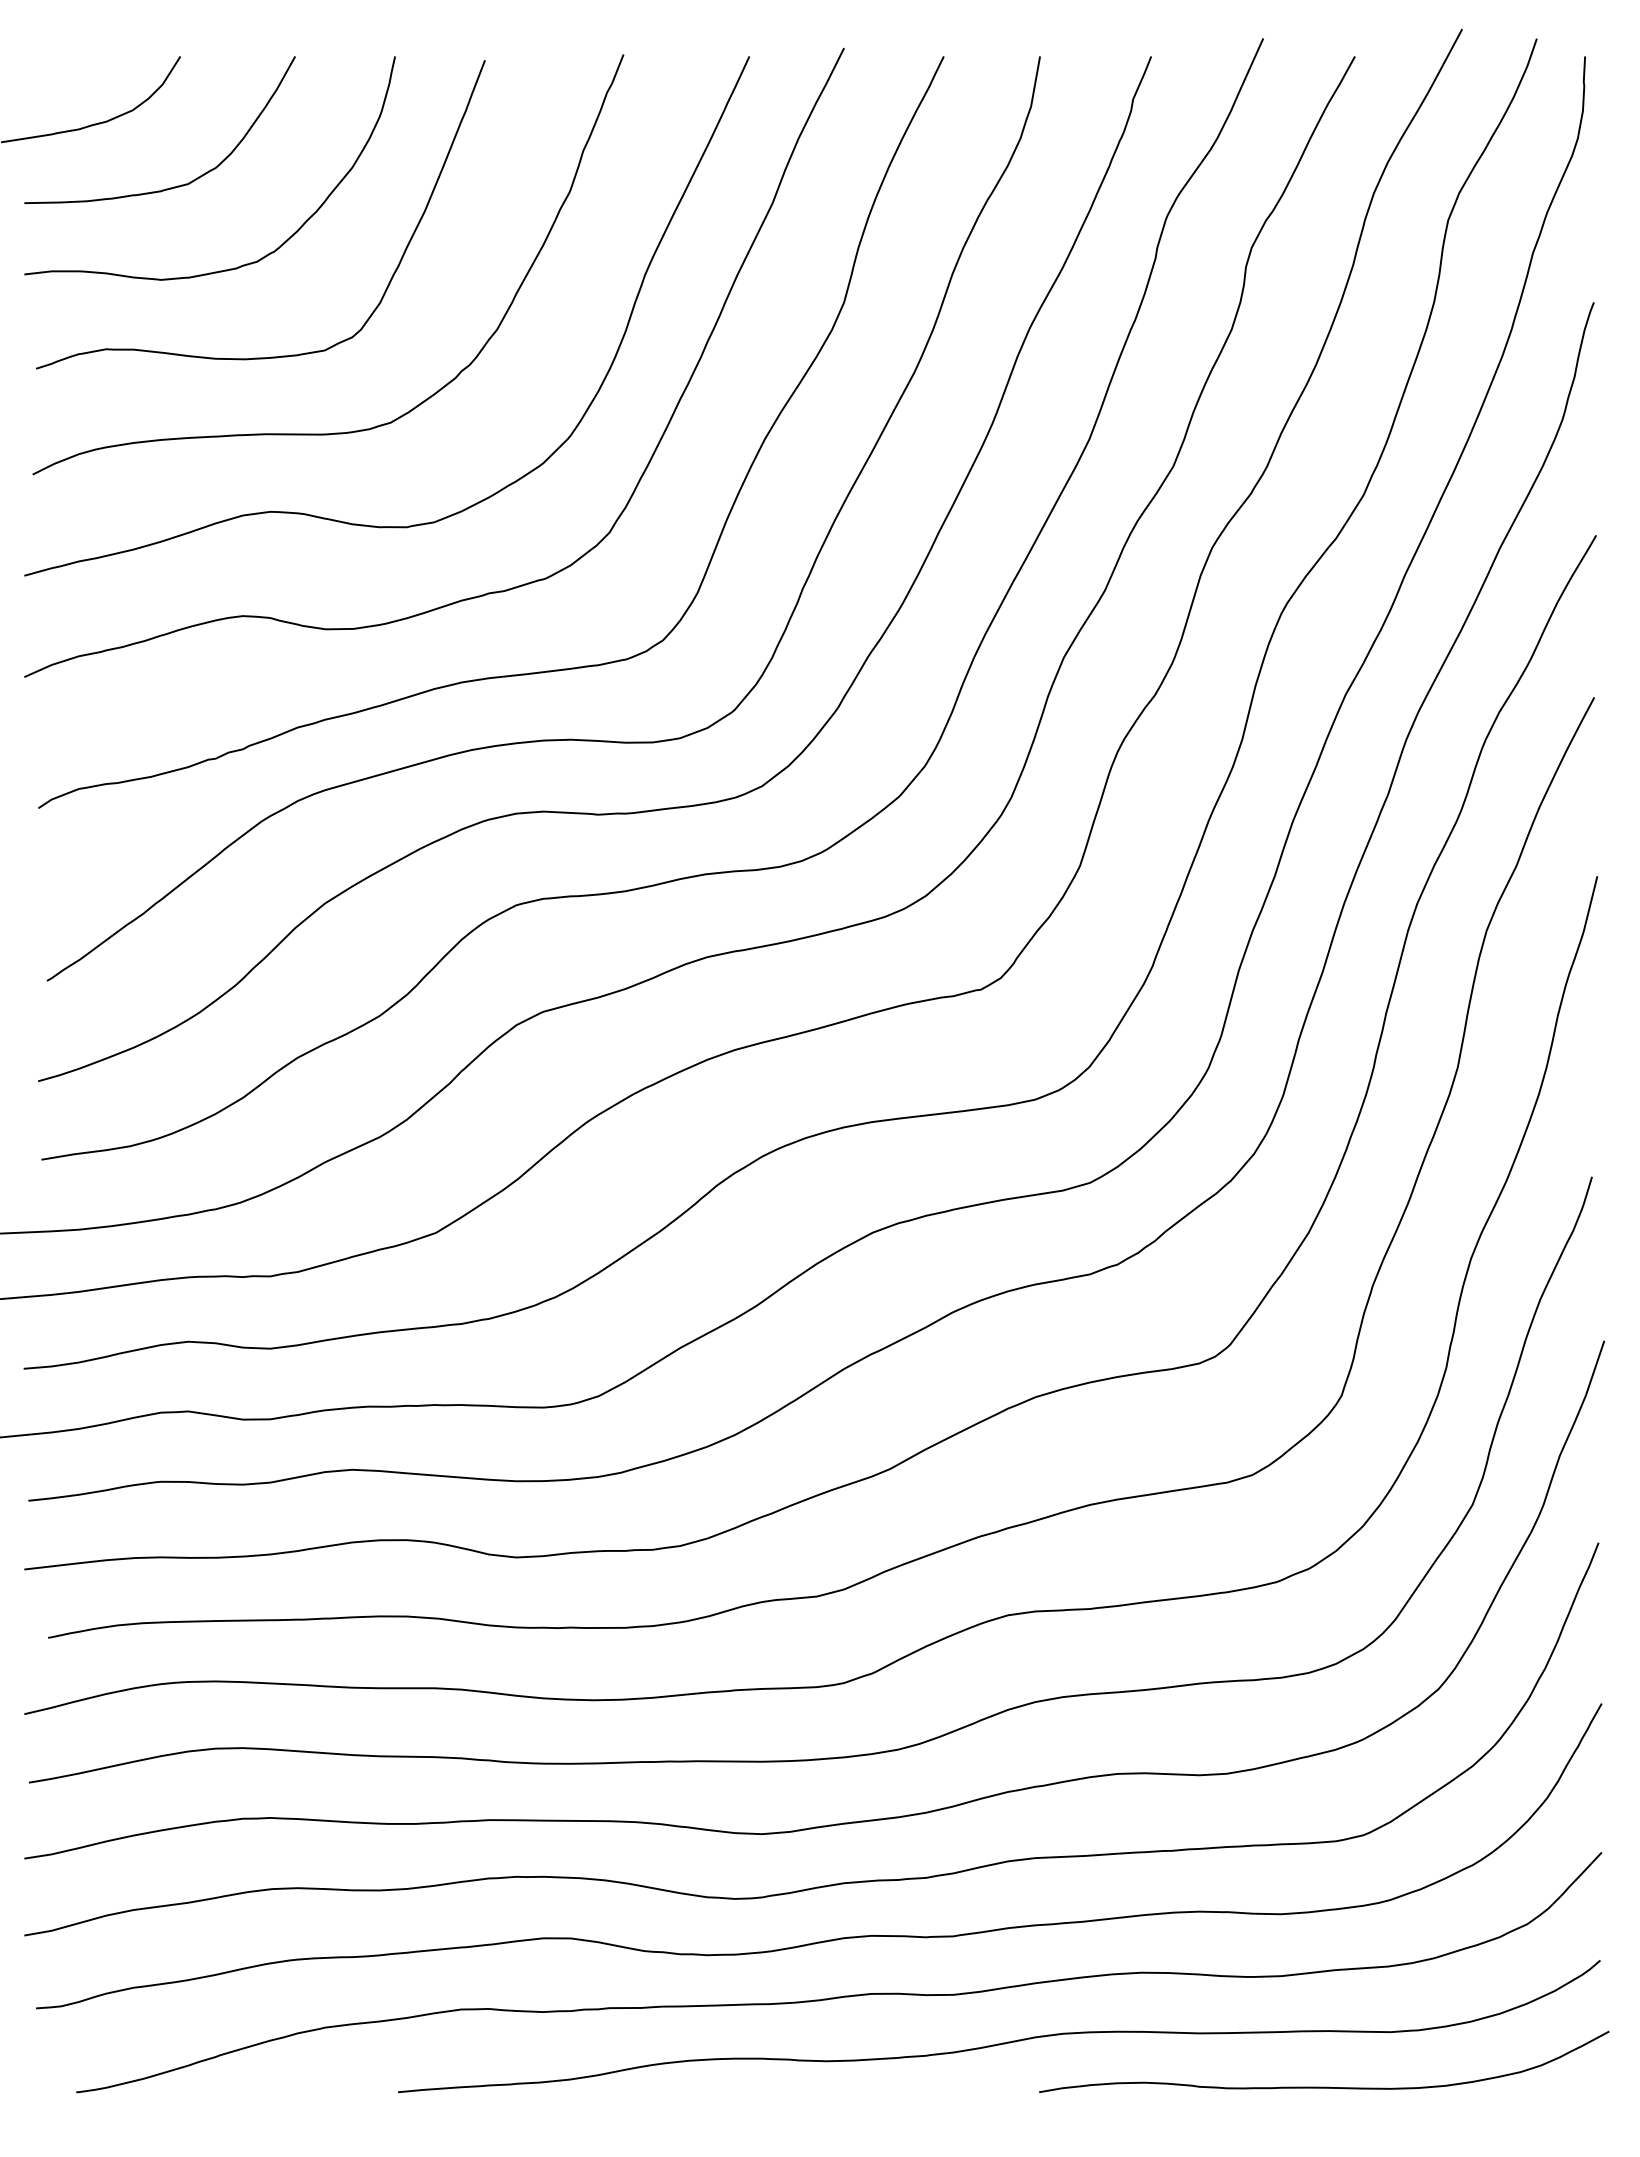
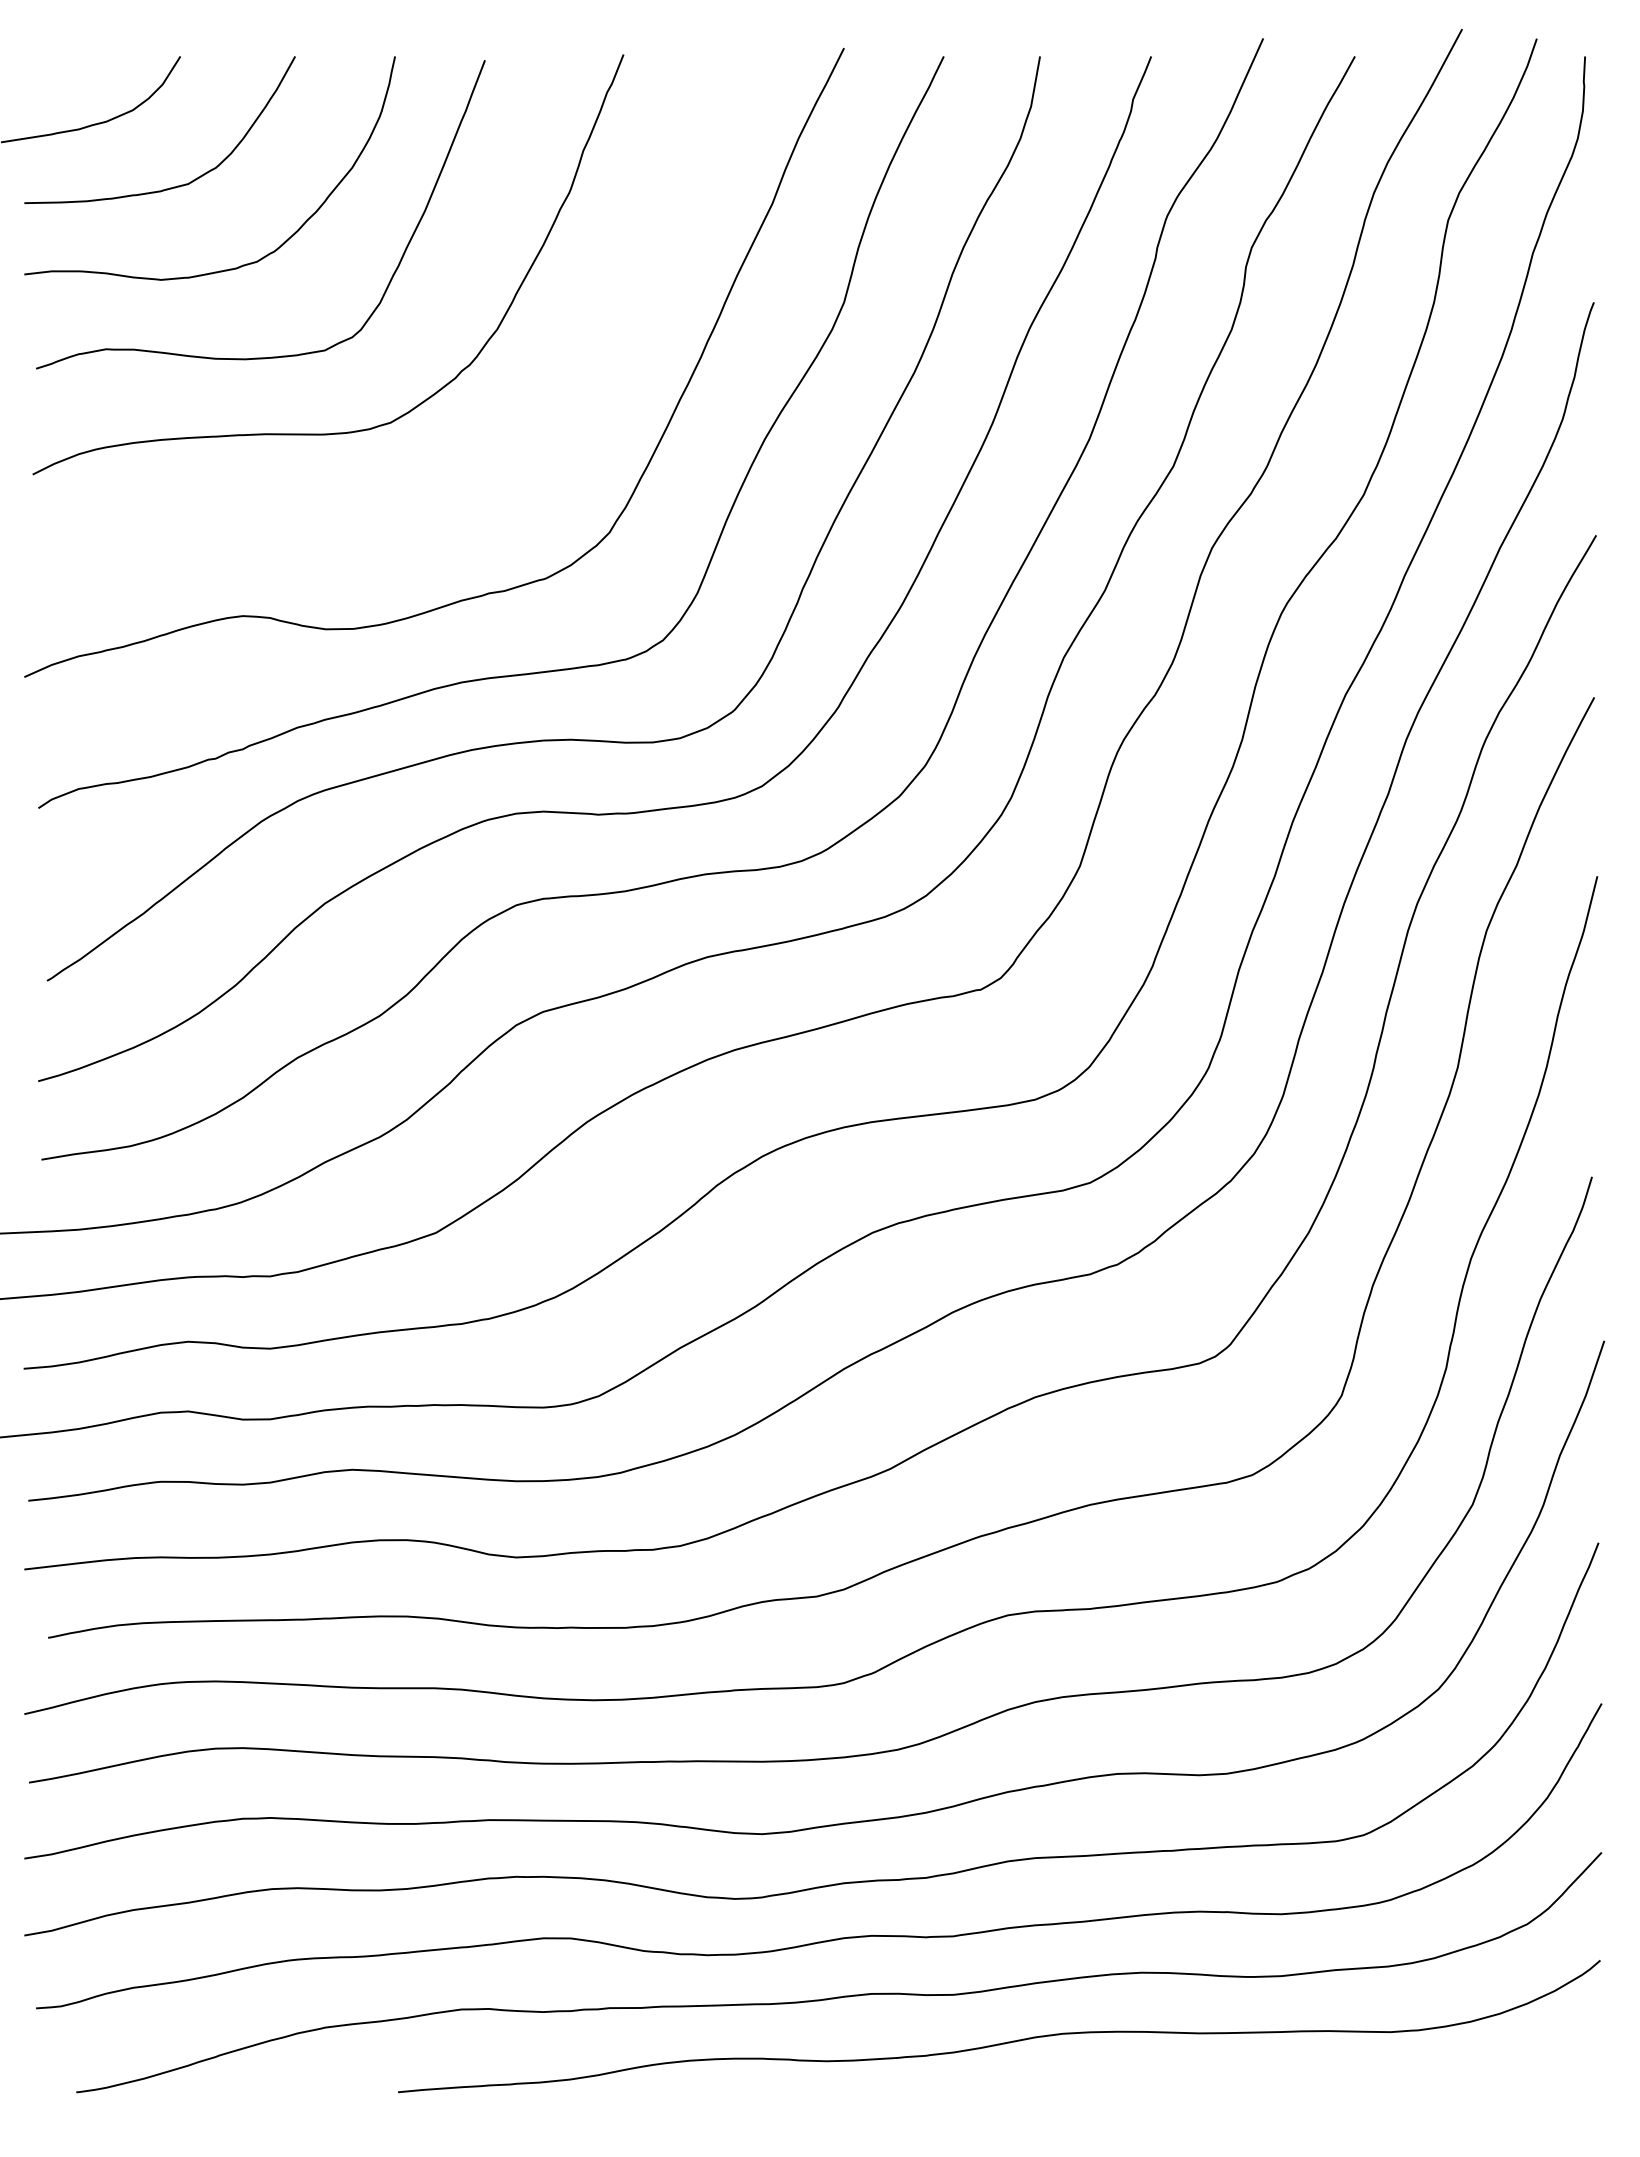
curve: present -> none (478, 501)
curve: present -> none (1324, 2086)
